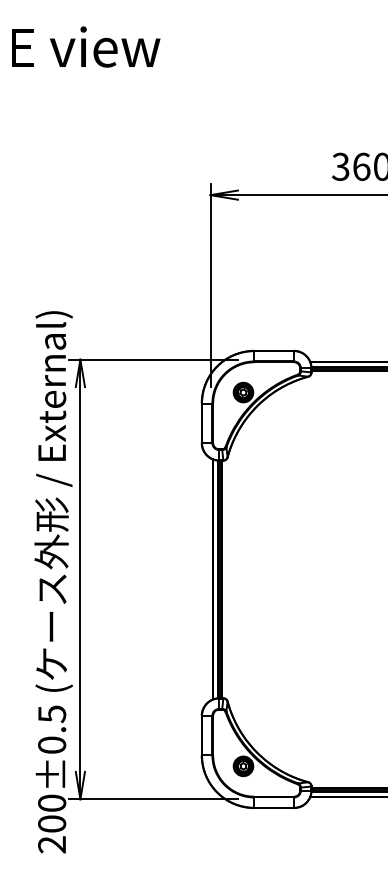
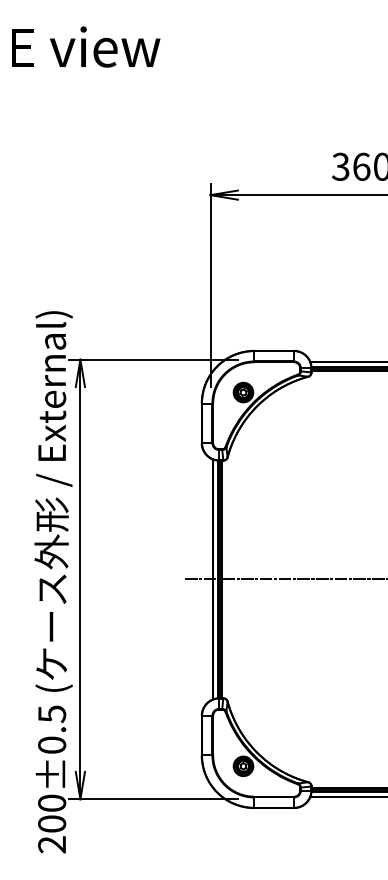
line: none -> present (284, 579)
